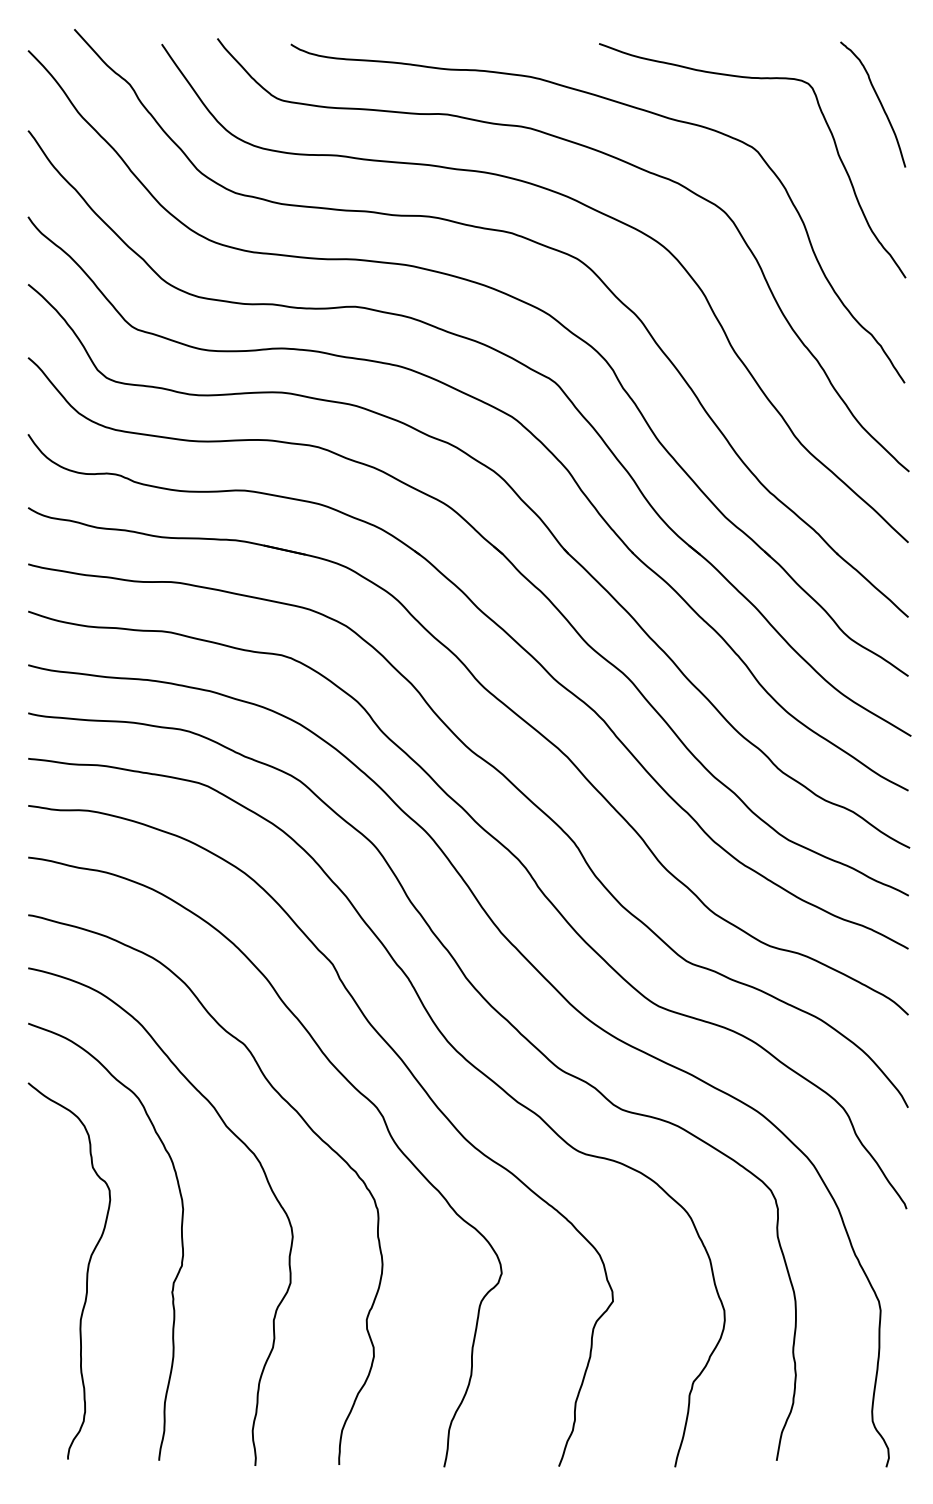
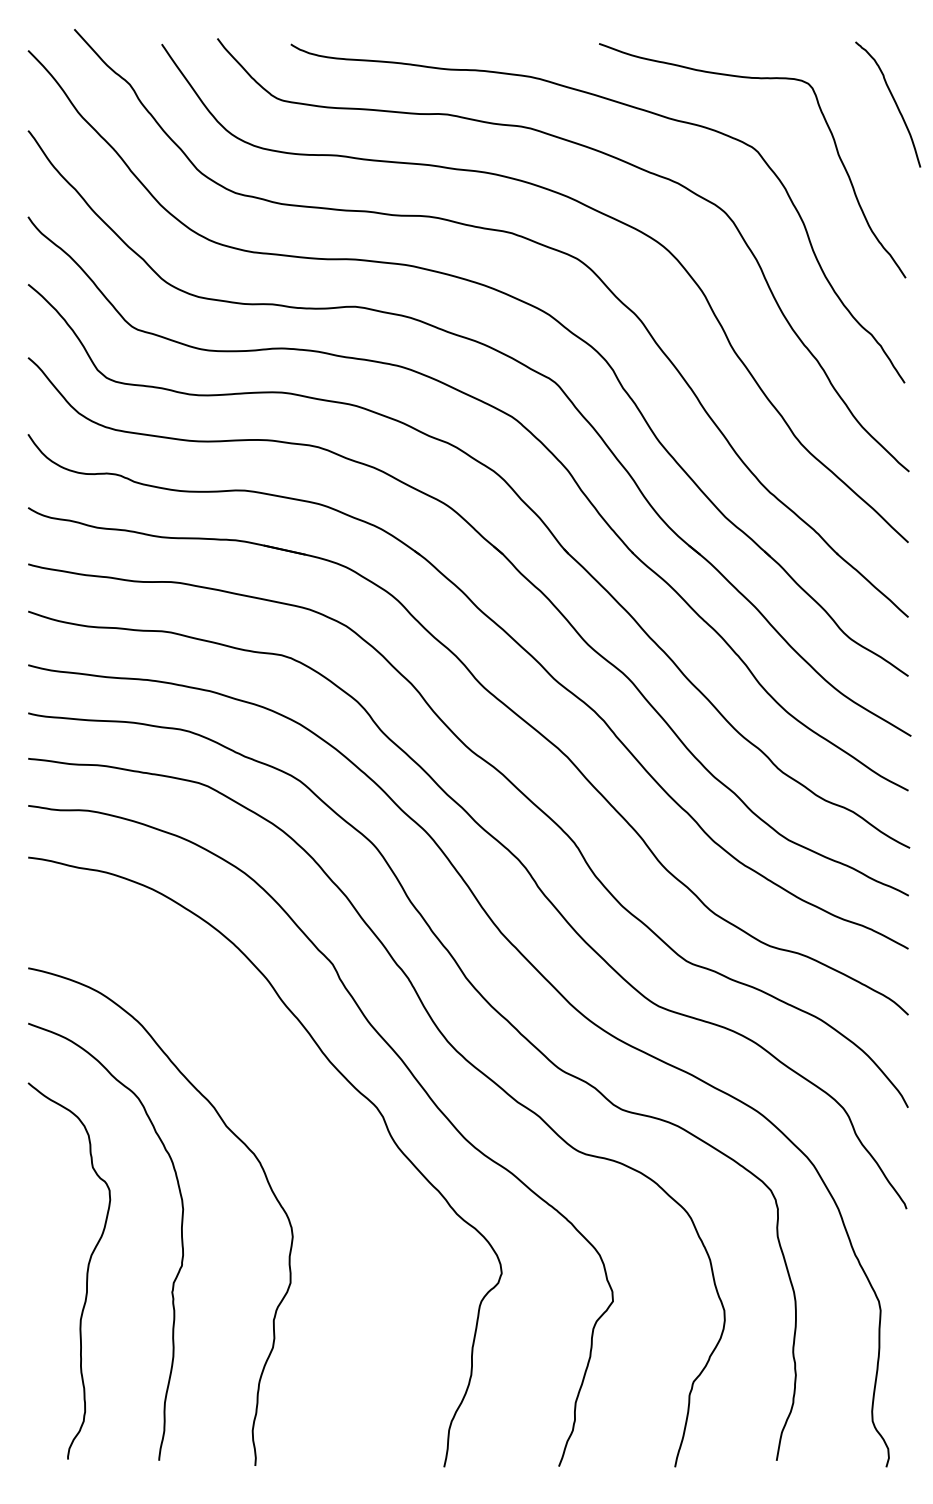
curve position: (879, 102) -> (894, 102) (894, 102)
curve: present -> none (283, 1100)
